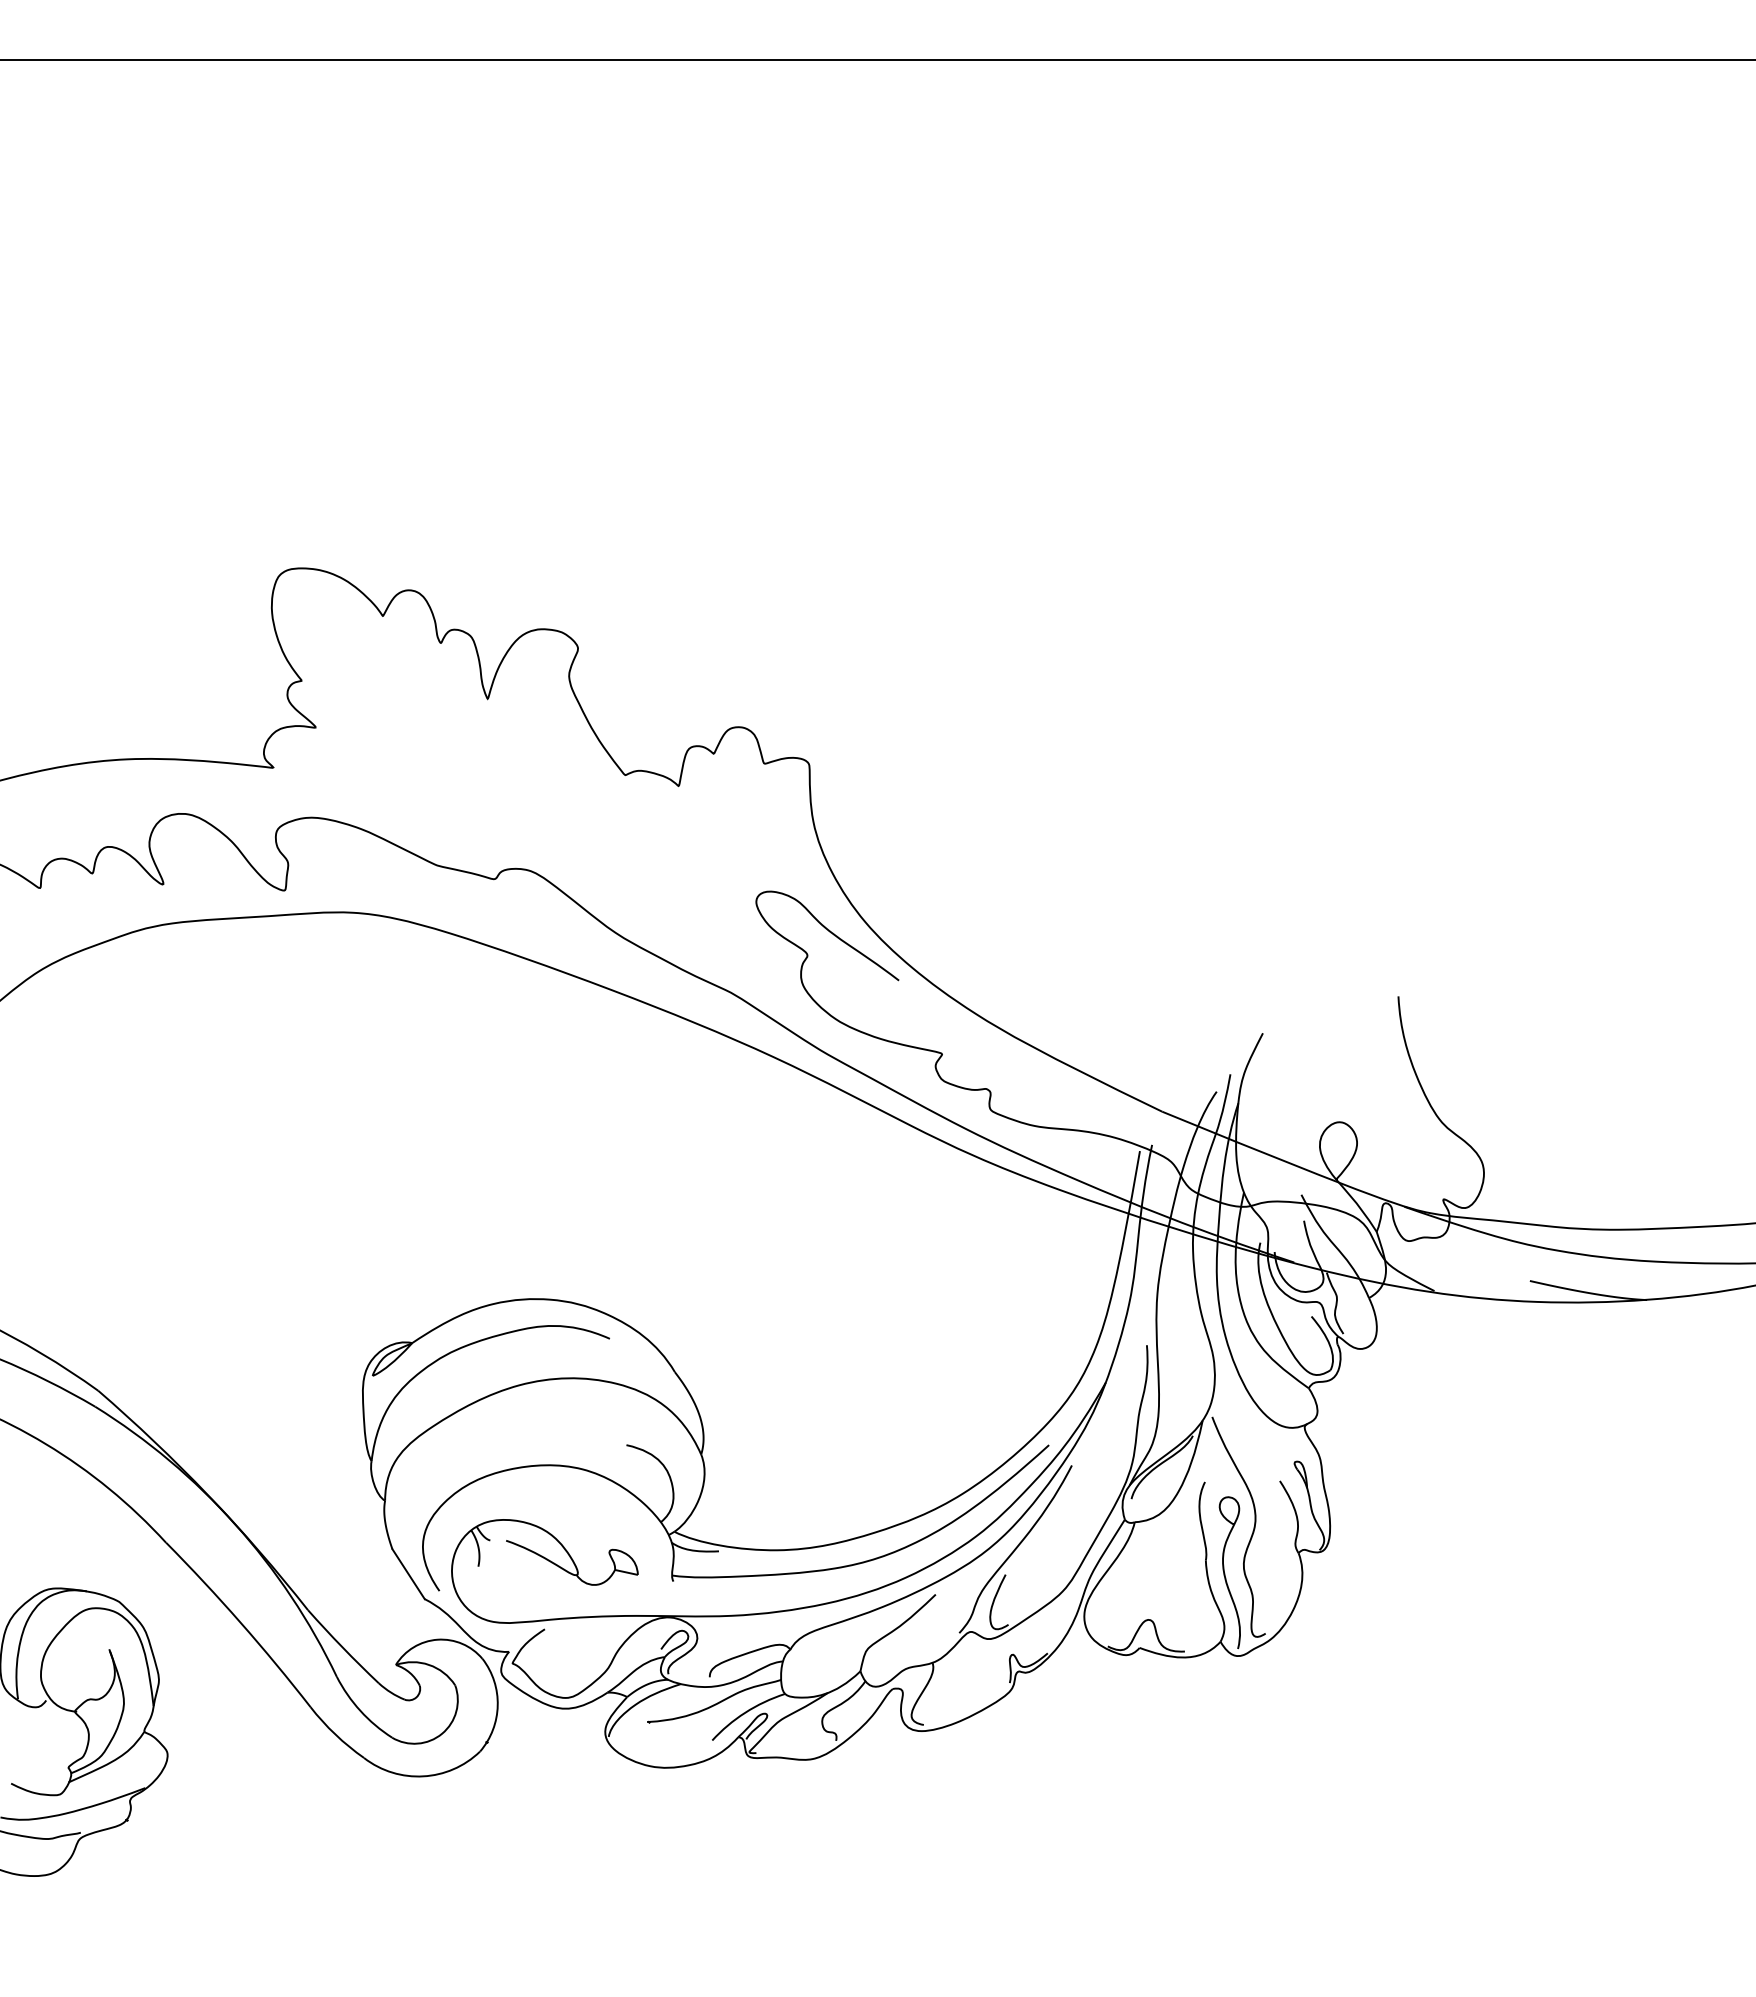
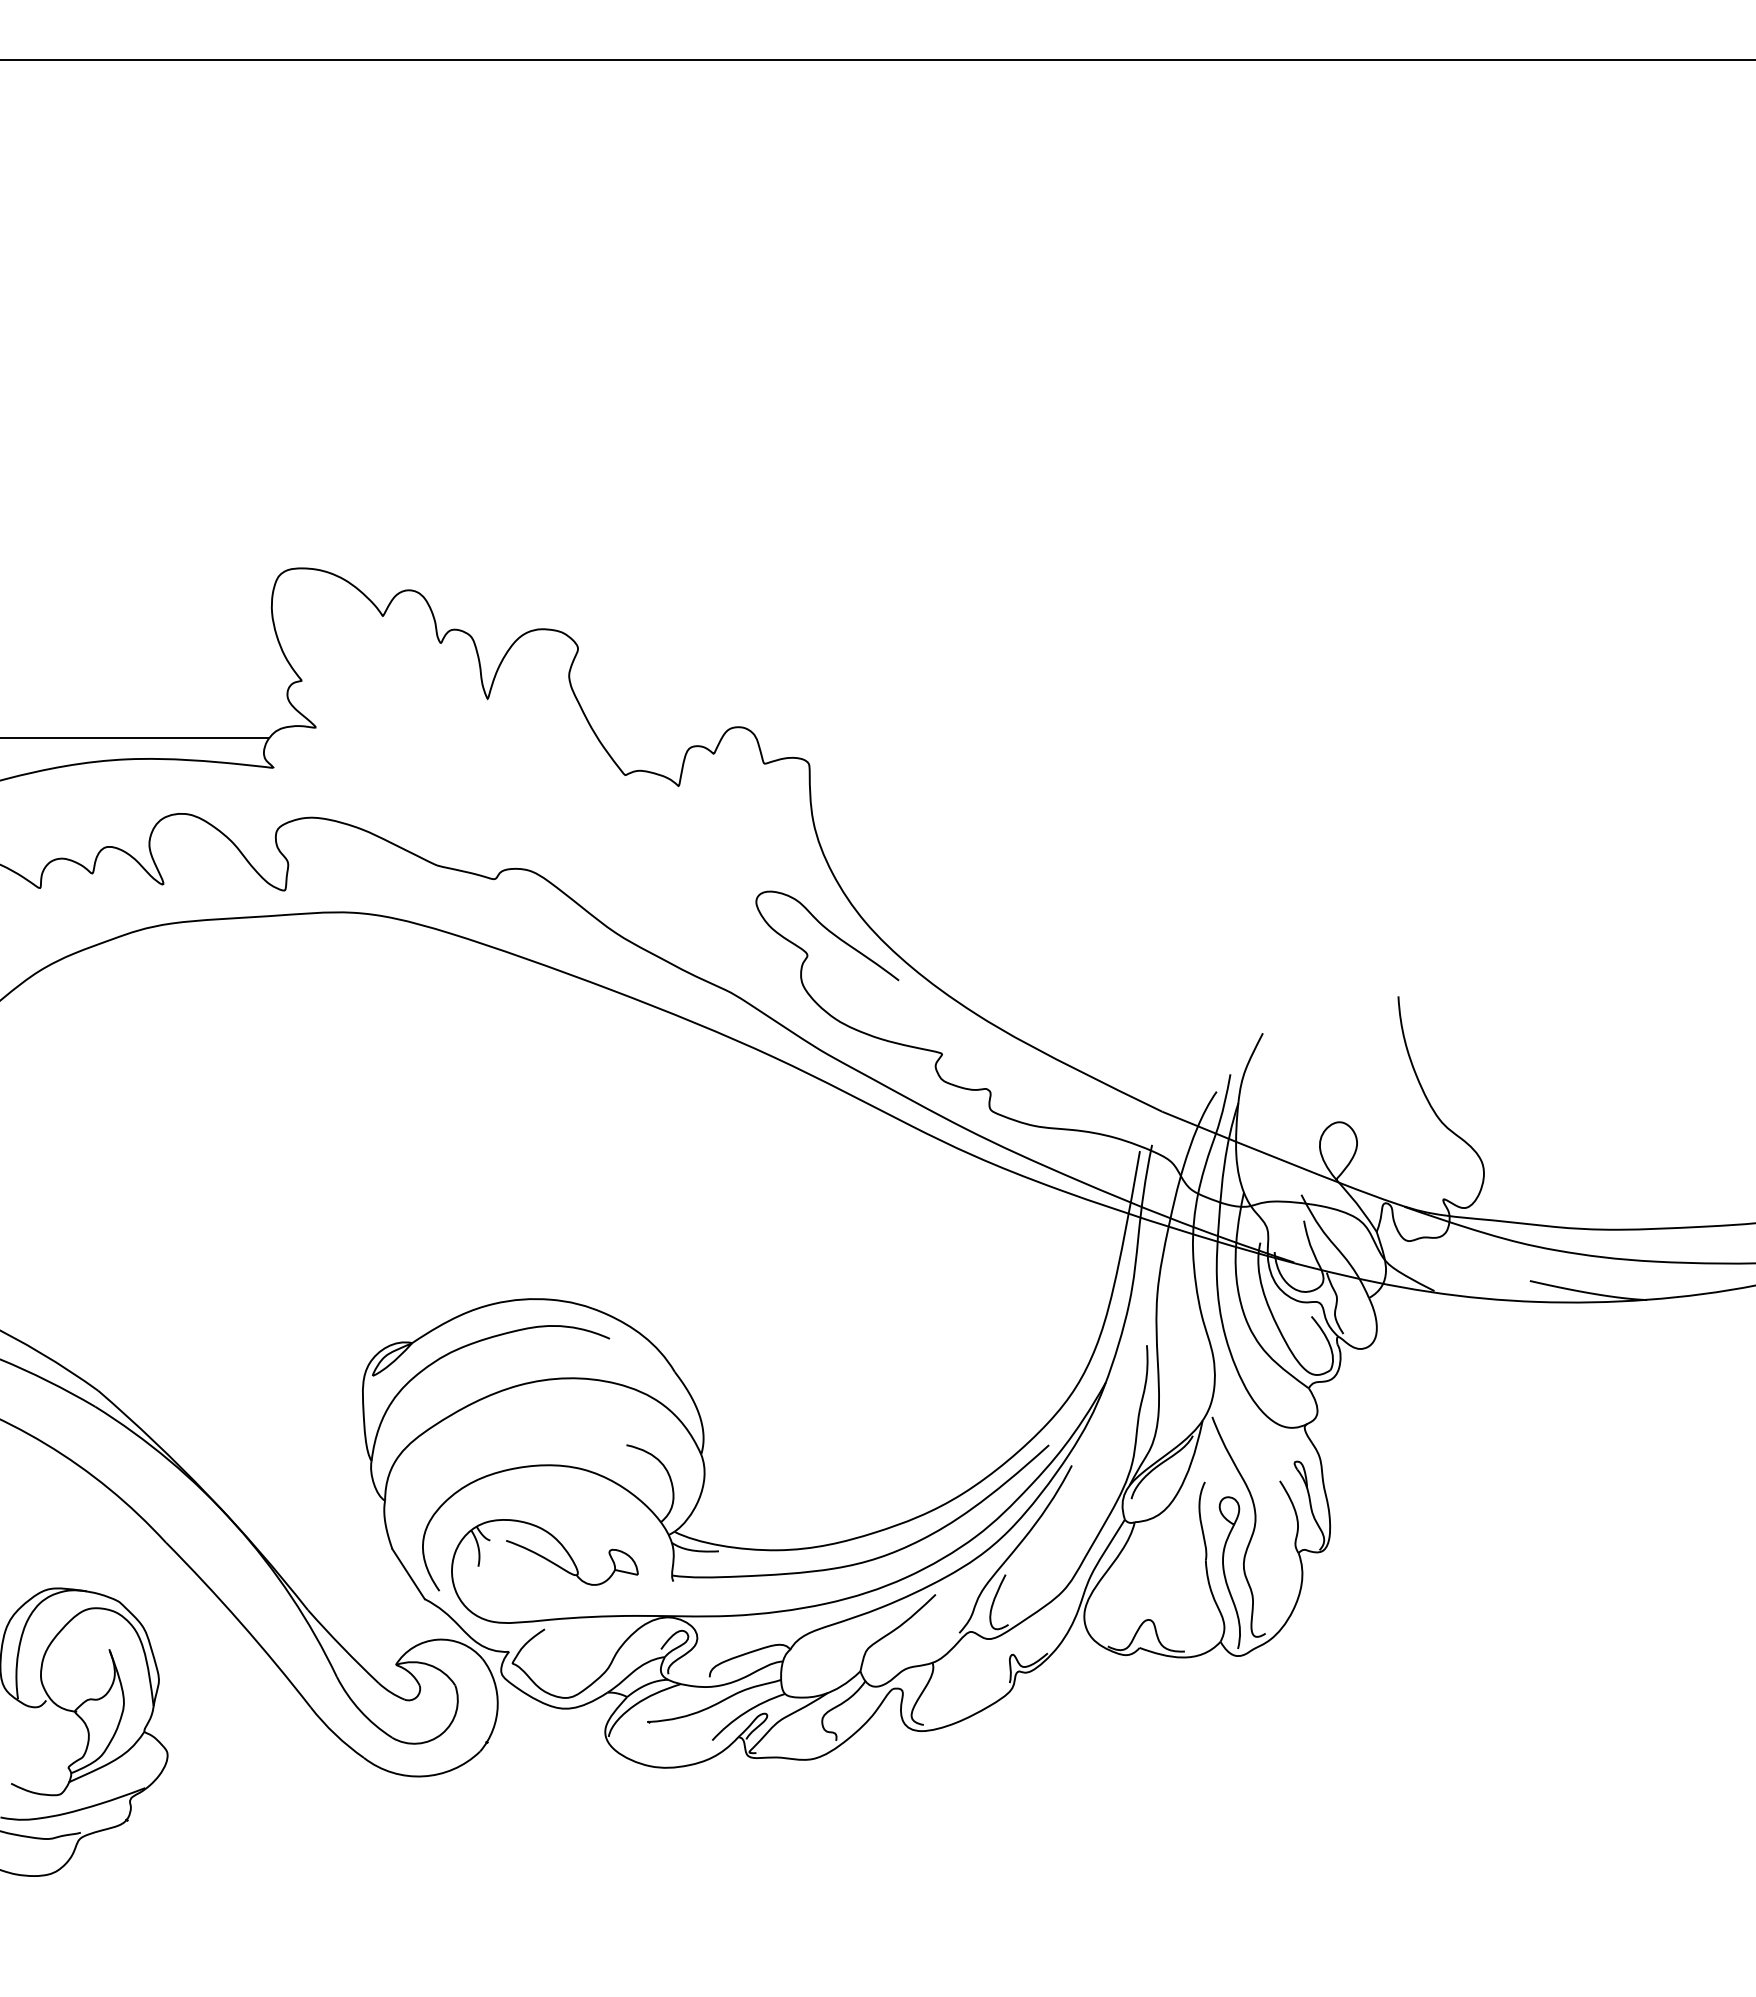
line: none -> present (135, 737)
